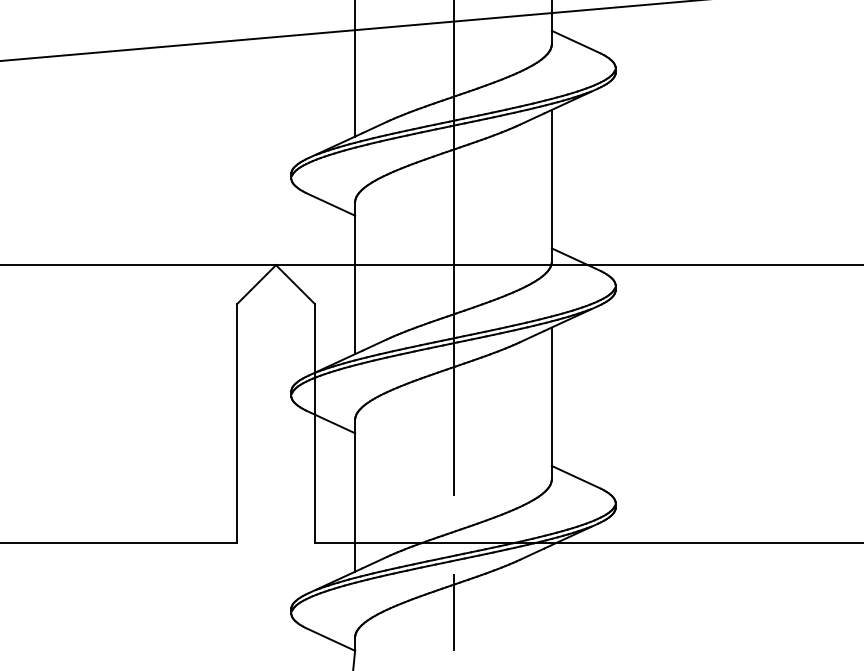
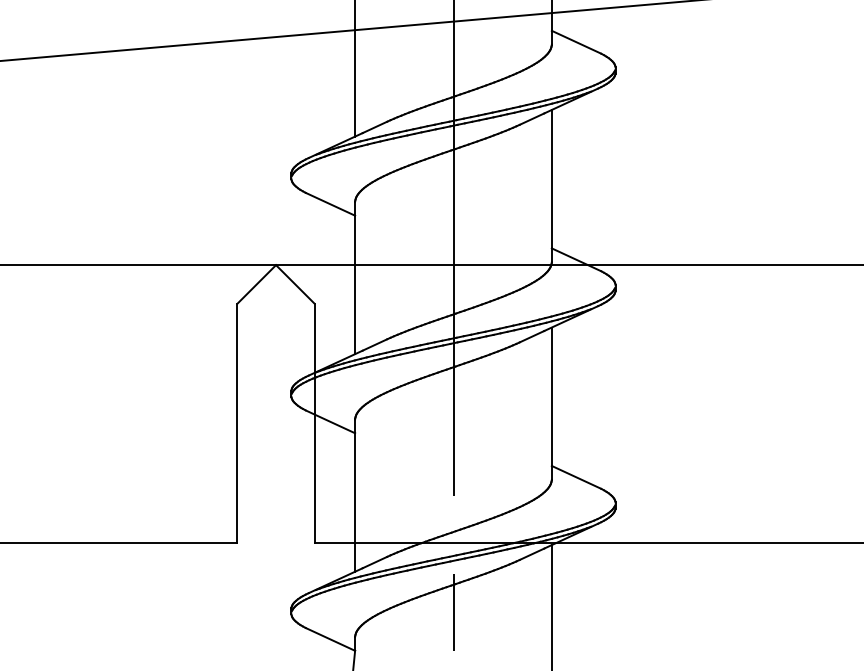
line: none -> present (551, 606)
